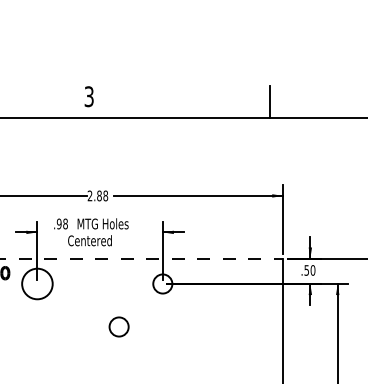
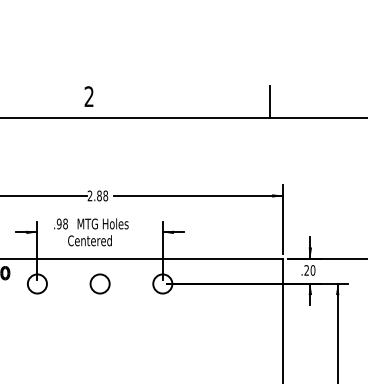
text: 3 -> 2 (88, 96)
line: dashed -> solid (142, 258)
text: .50 -> .20 (306, 270)
circle diameter: 31 px -> 19 px (36, 283)
circle position: (118, 326) -> (99, 283) (99, 283)
